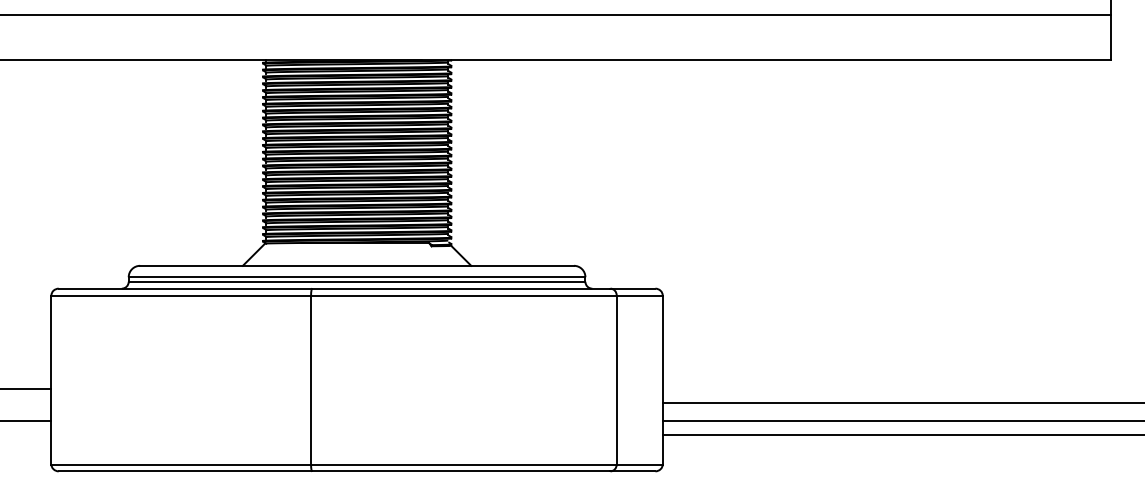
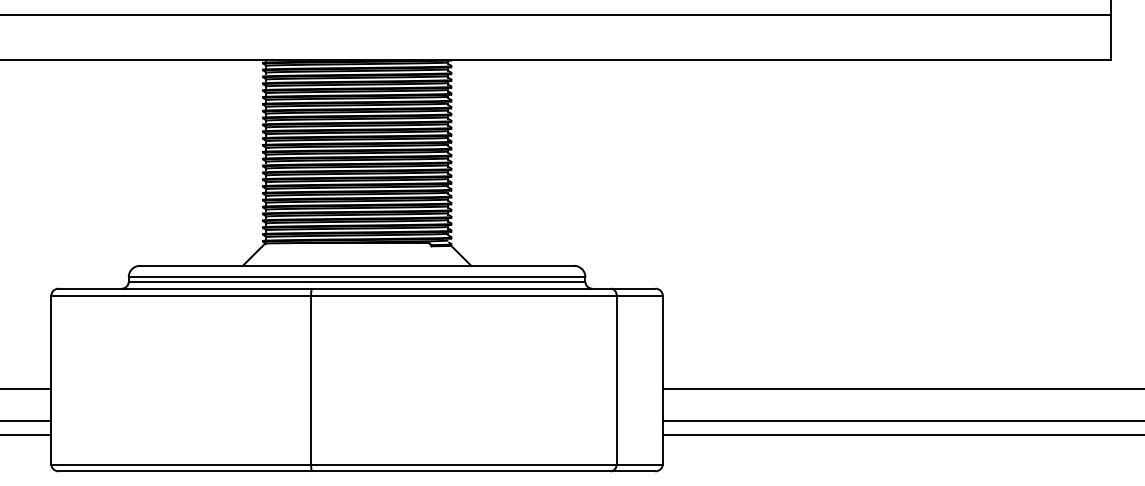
line position: (901, 403) -> (901, 389) (901, 389)
line: none -> present (26, 434)
